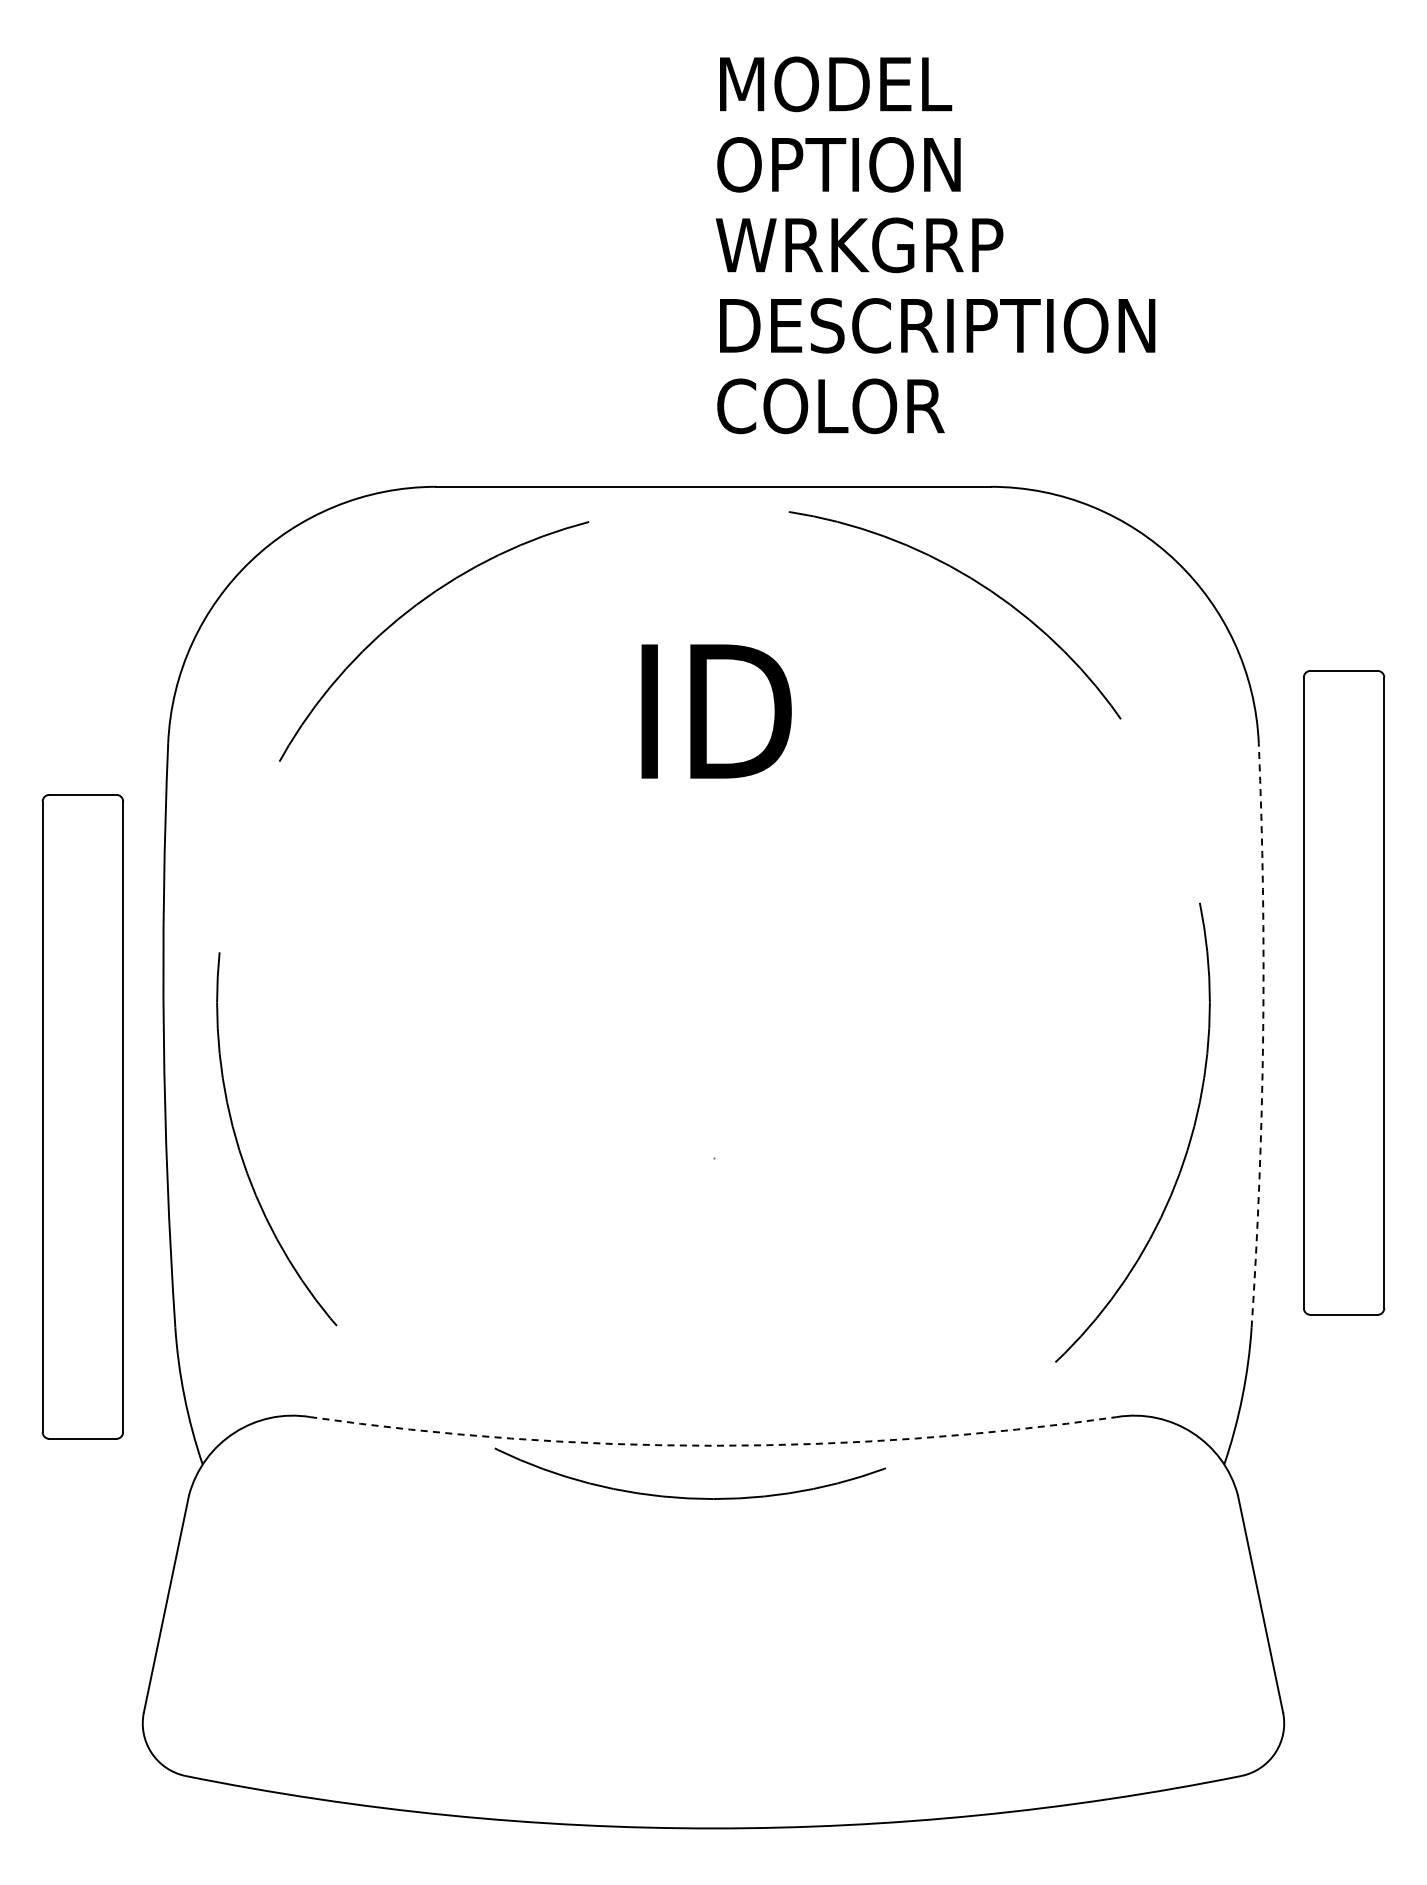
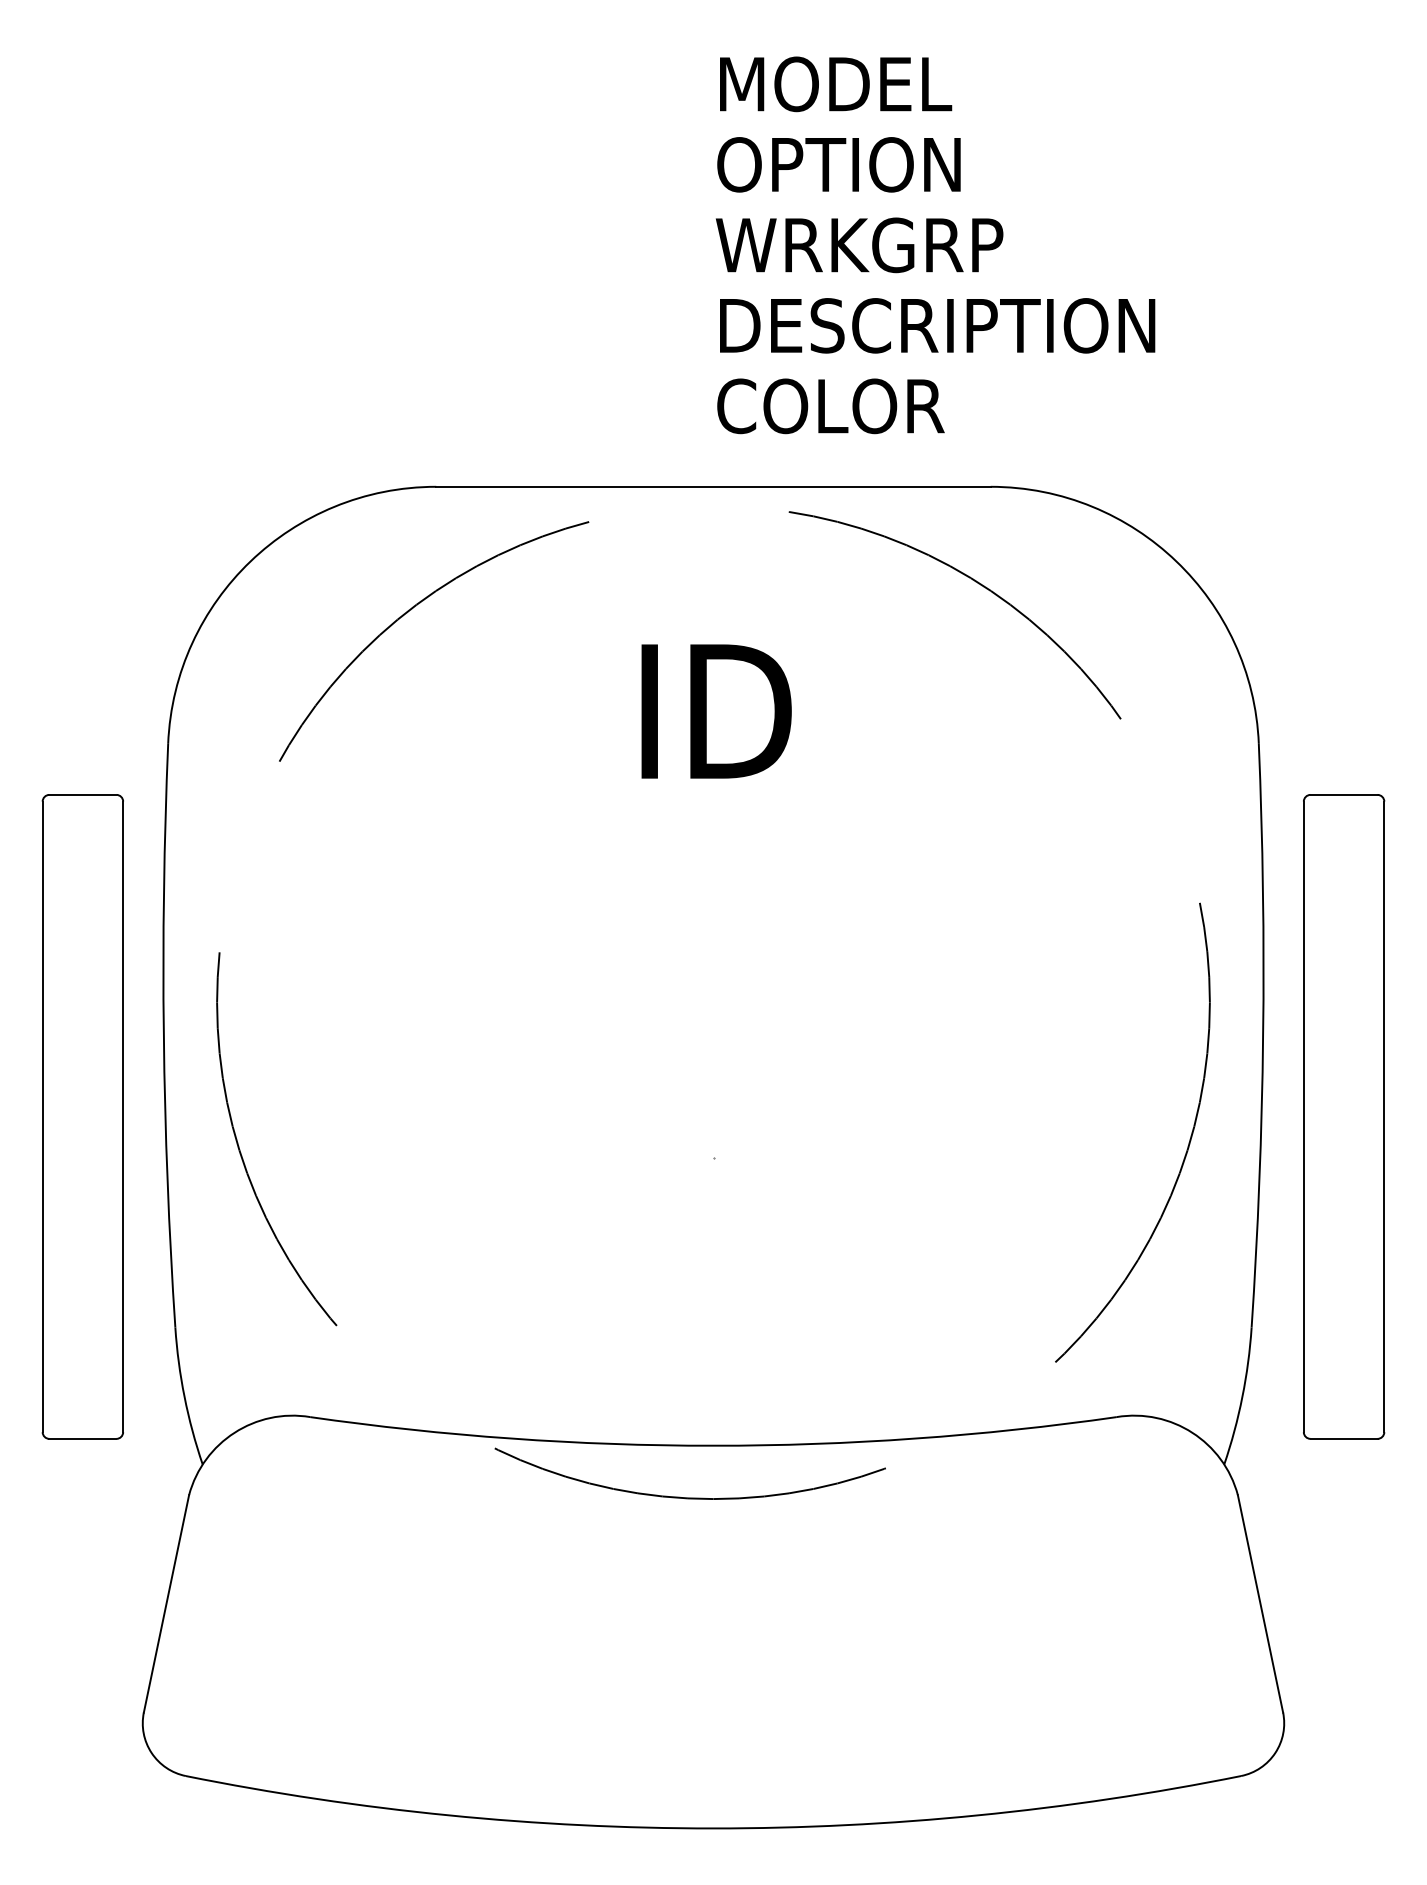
part position: (1344, 992) -> (1344, 1116) (1344, 1116)
arc: dashed -> solid (1263, 1035)
arc: dashed -> solid (713, 1445)
